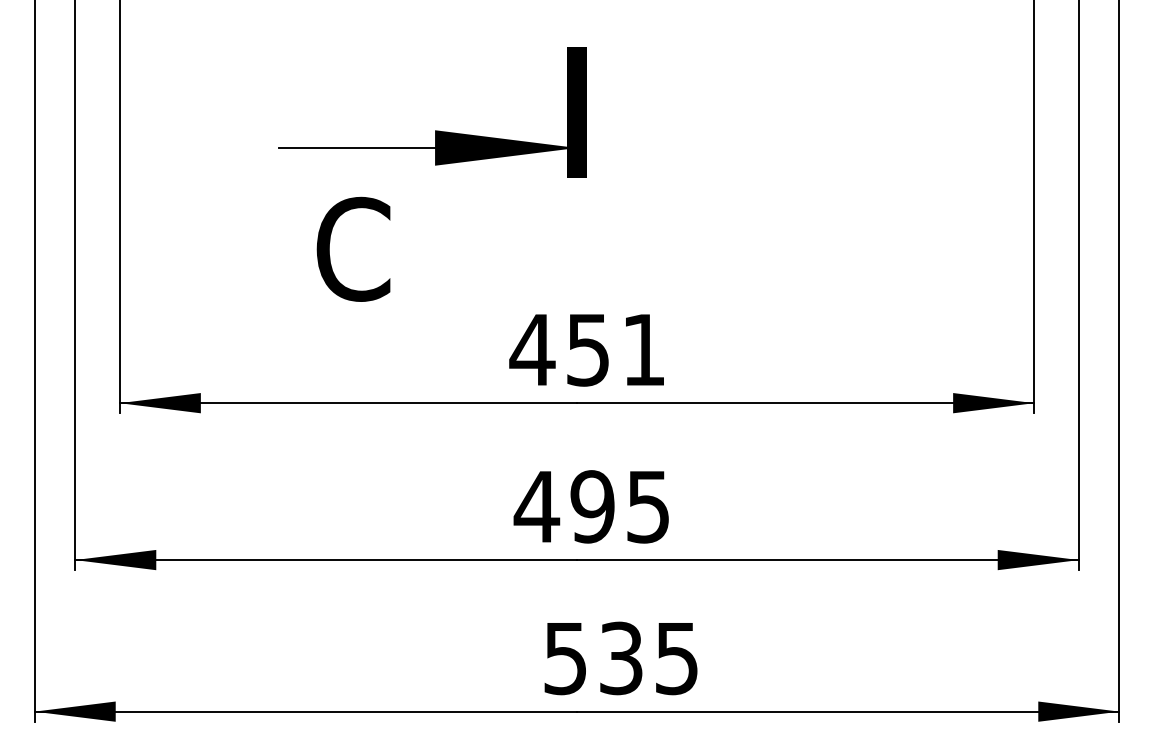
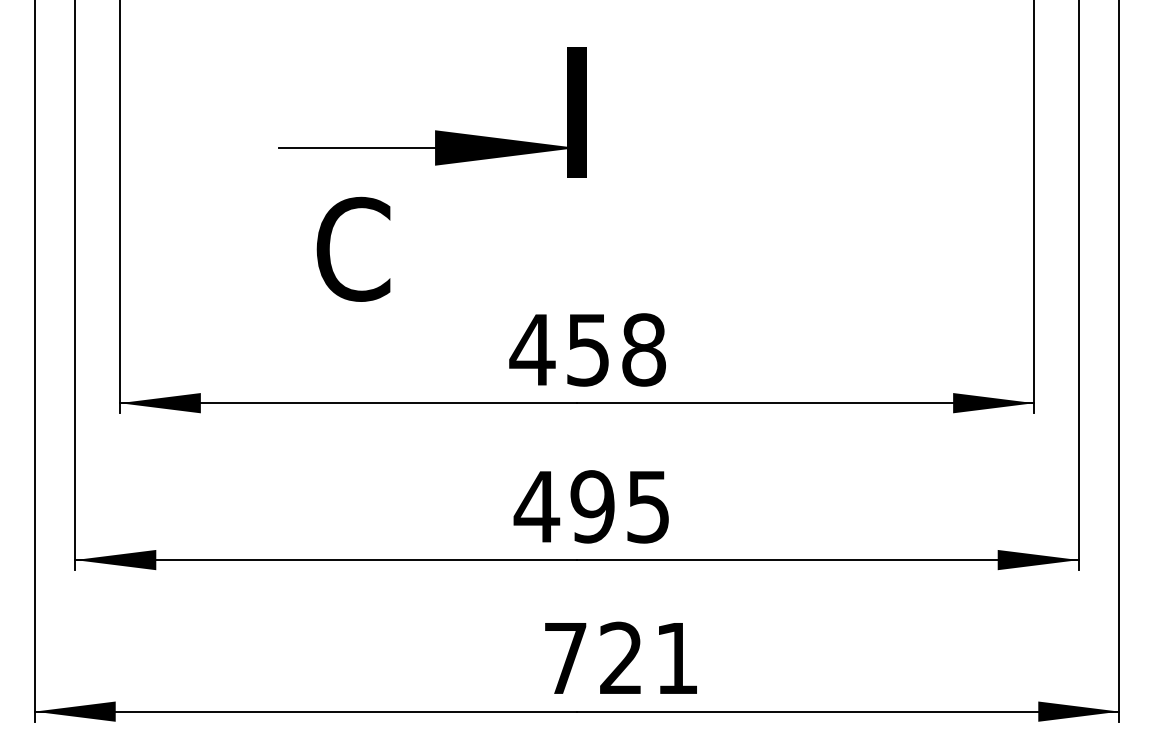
text: 451 -> 458 (643, 349)
text: 535 -> 721 (620, 658)
